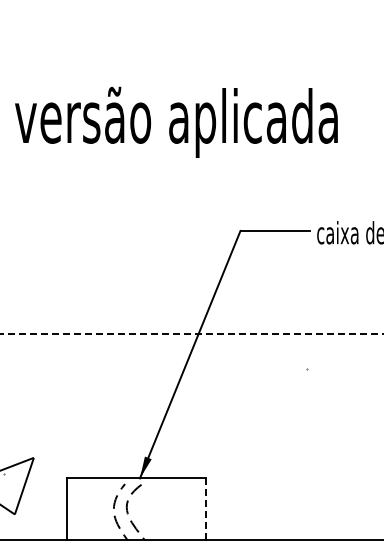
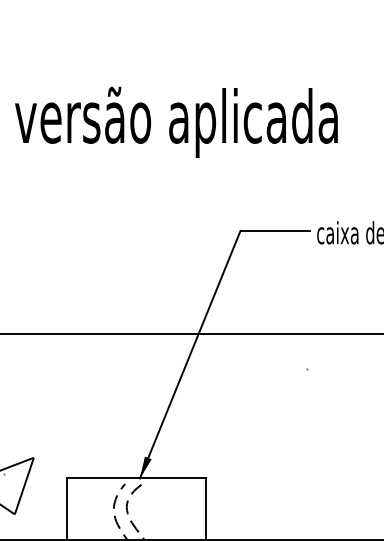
line: dashed -> solid (192, 333)
line: dashed -> solid (206, 509)
